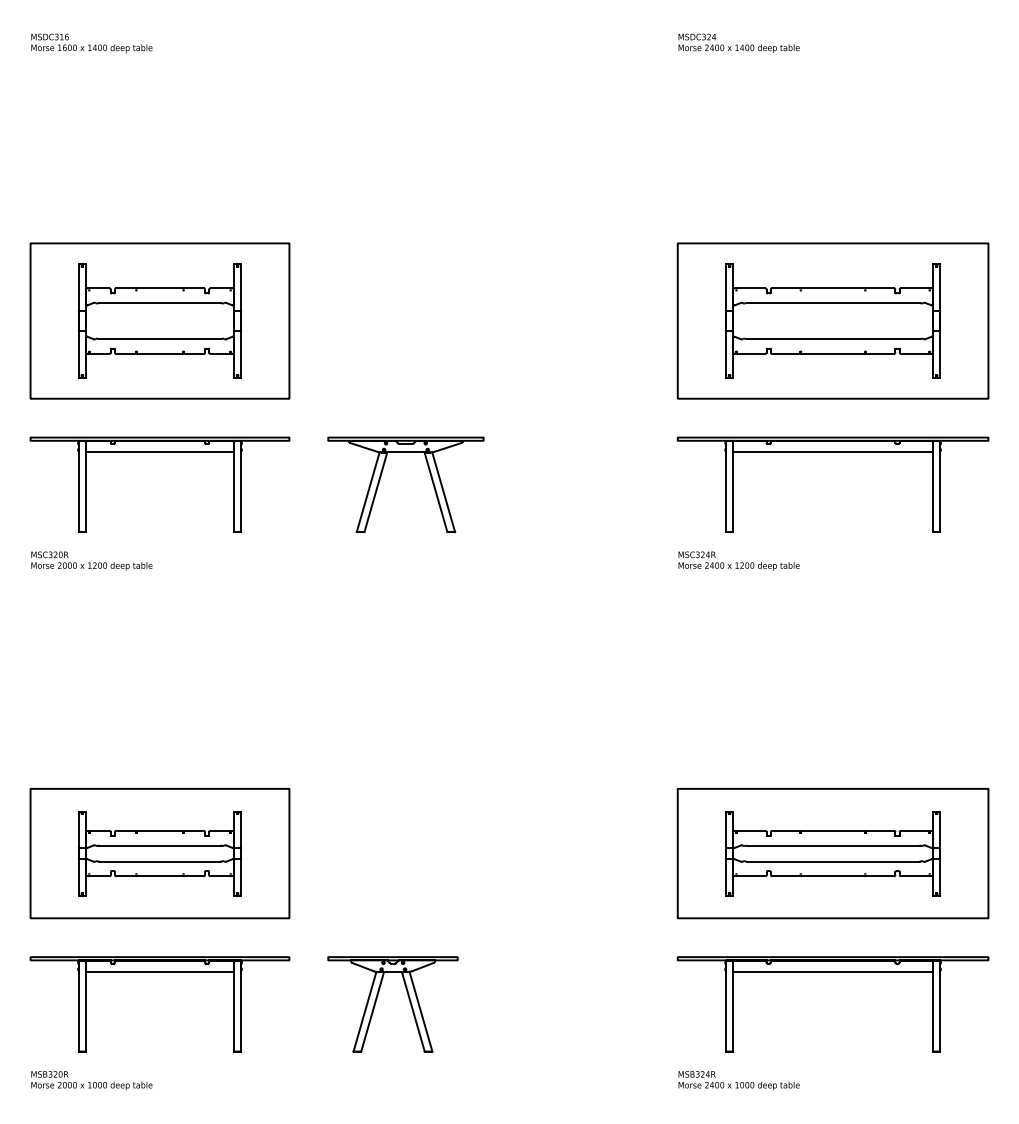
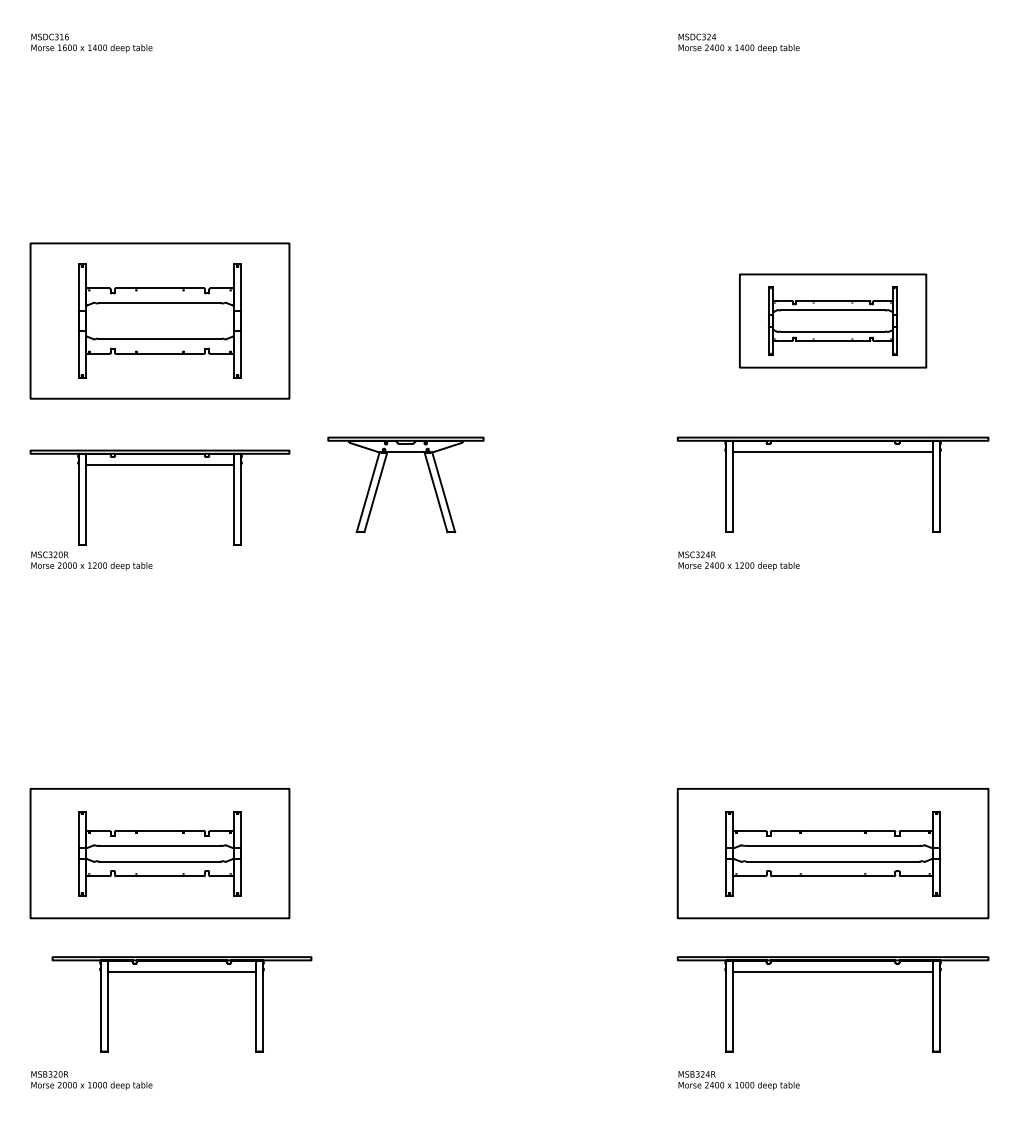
part size: 314x158 px -> 189x96 px (833, 320)
part position: (159, 452) -> (159, 465) (159, 465)
part position: (159, 972) -> (181, 972) (181, 972)
part: present -> none (377, 999)
